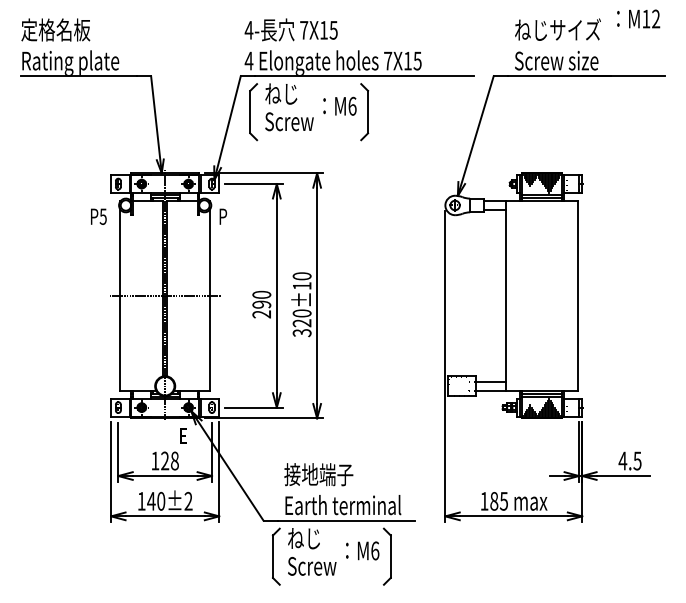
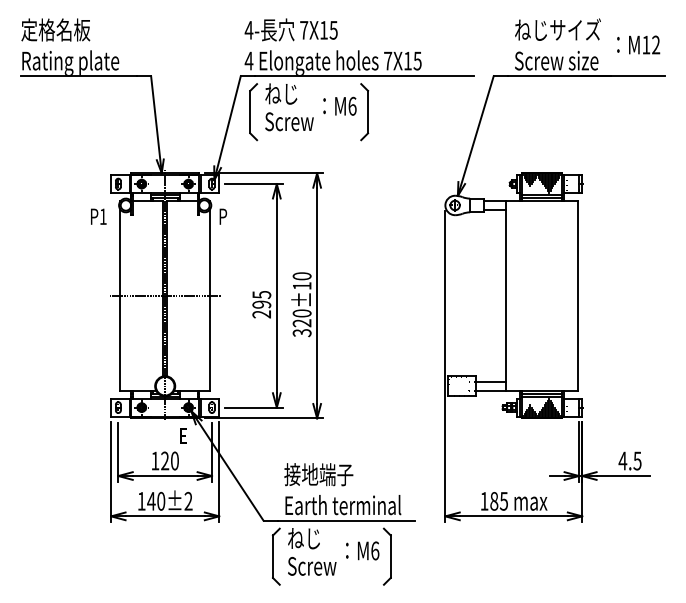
text position: (638, 18) -> (638, 44) (638, 44)
text: P5 -> P1 (102, 216)
text: 290 -> 295 (261, 294)
text: 128 -> 120 (174, 461)
